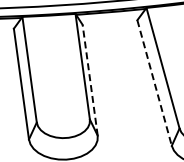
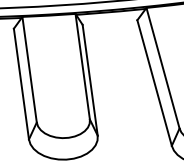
line: dashed -> solid (90, 80)
line: dashed -> solid (154, 83)
